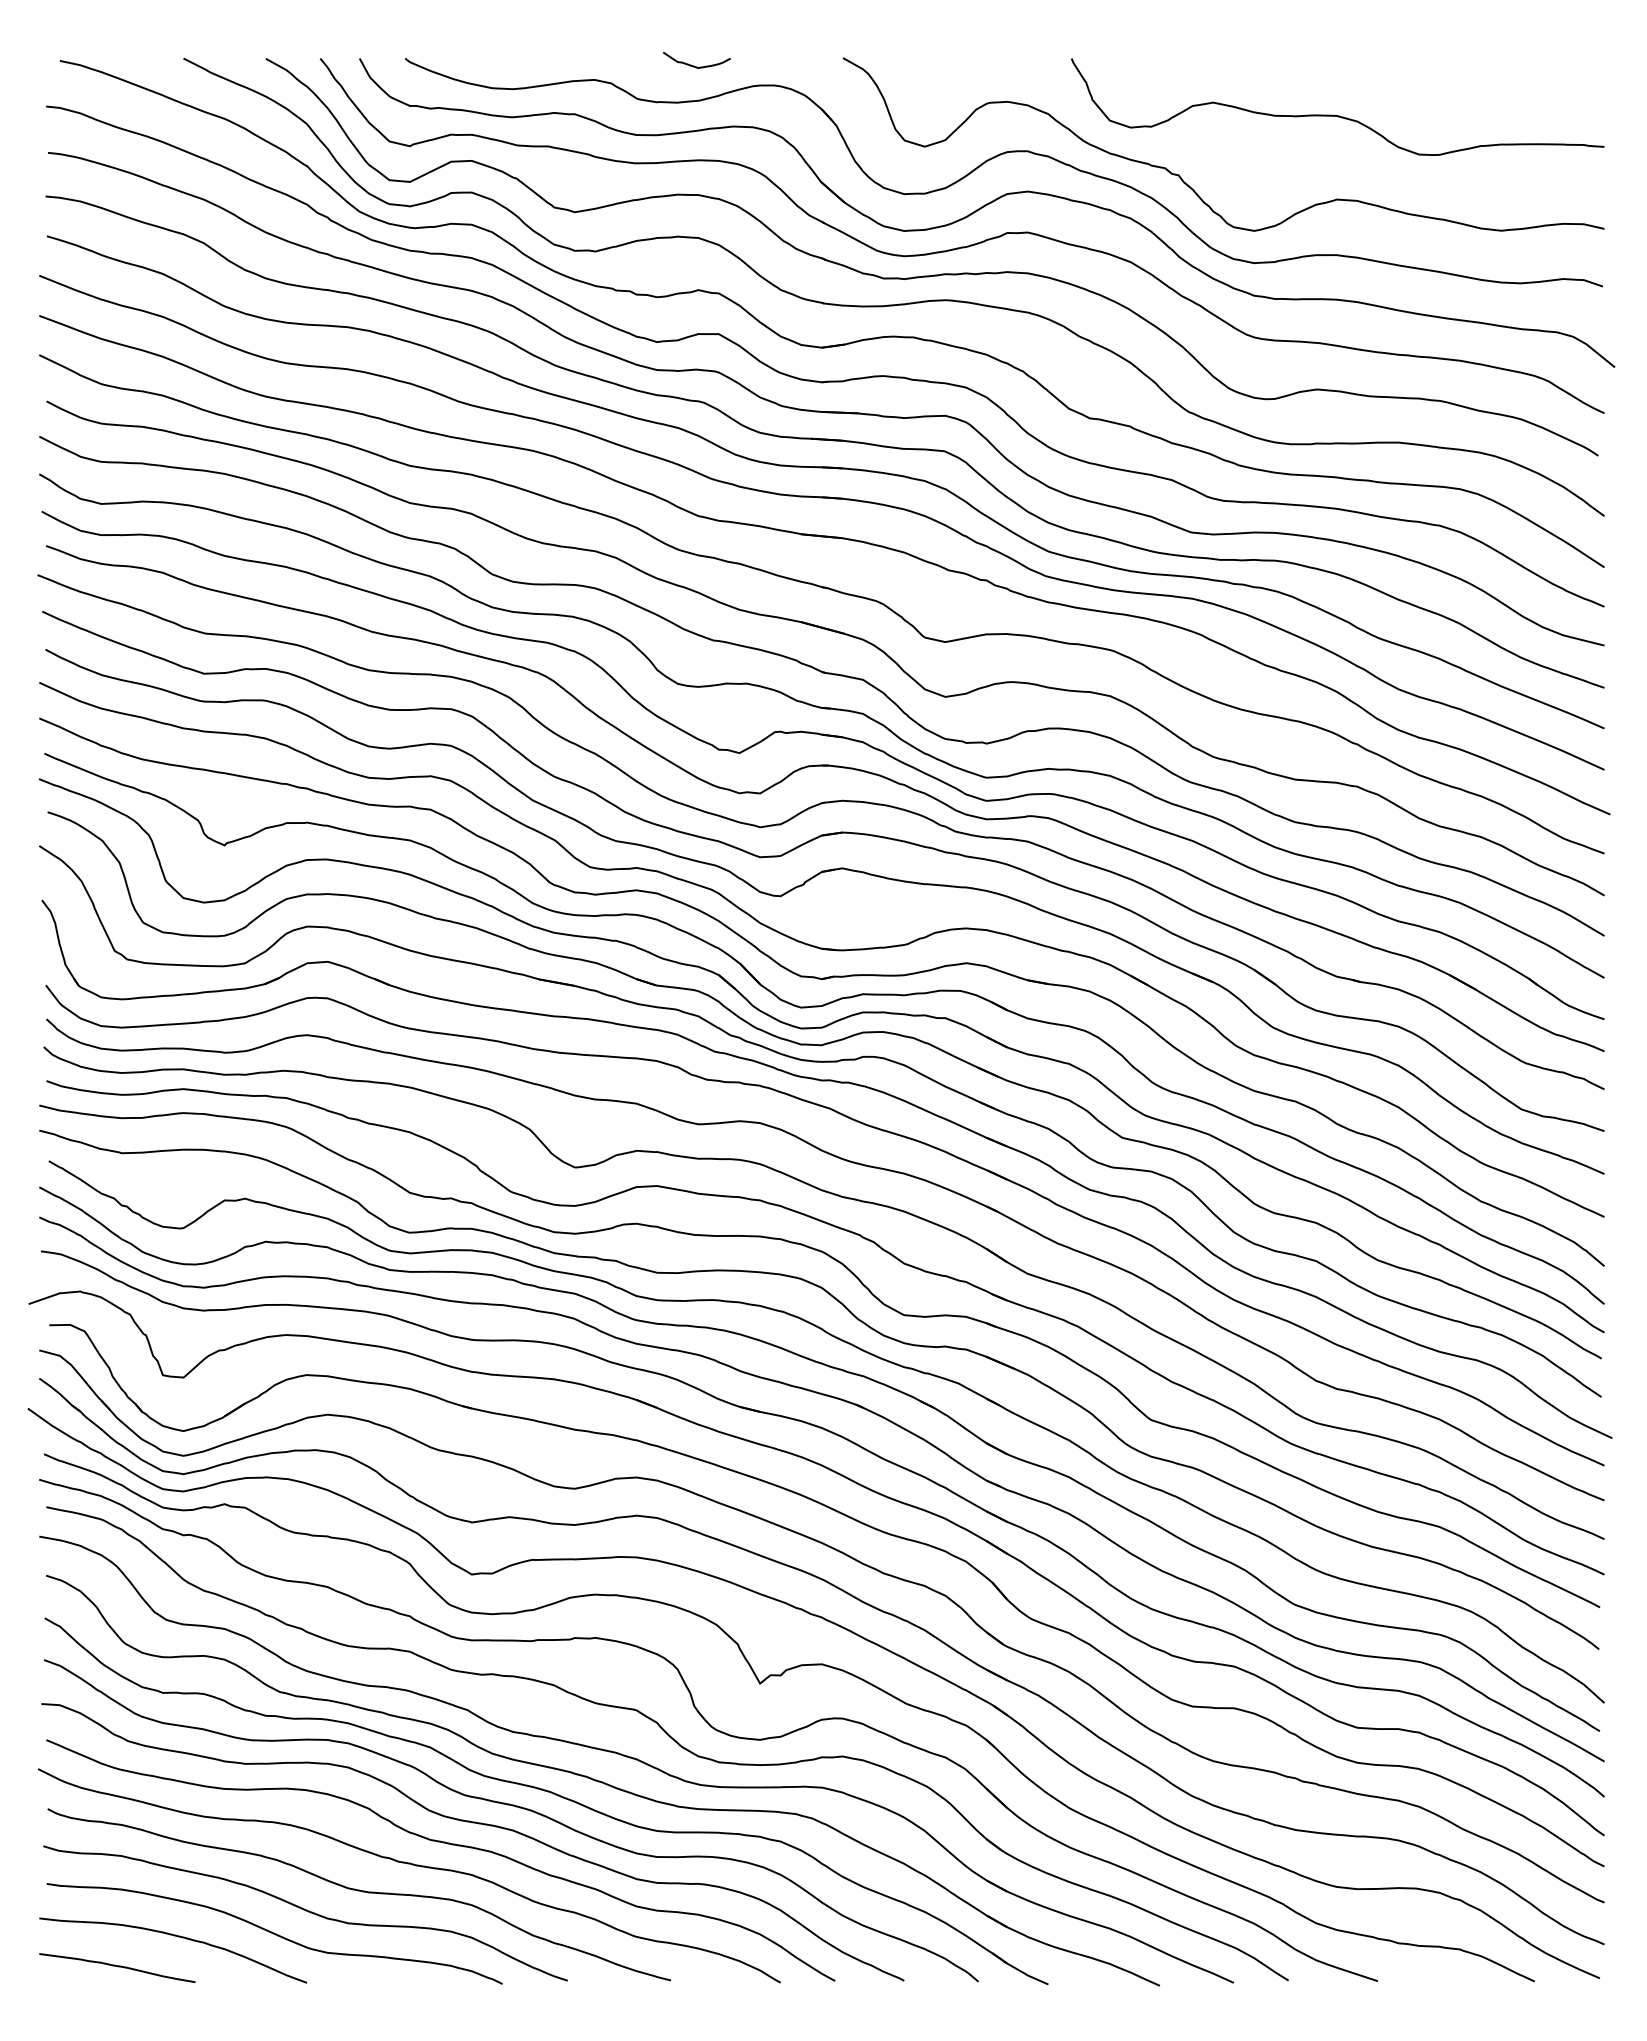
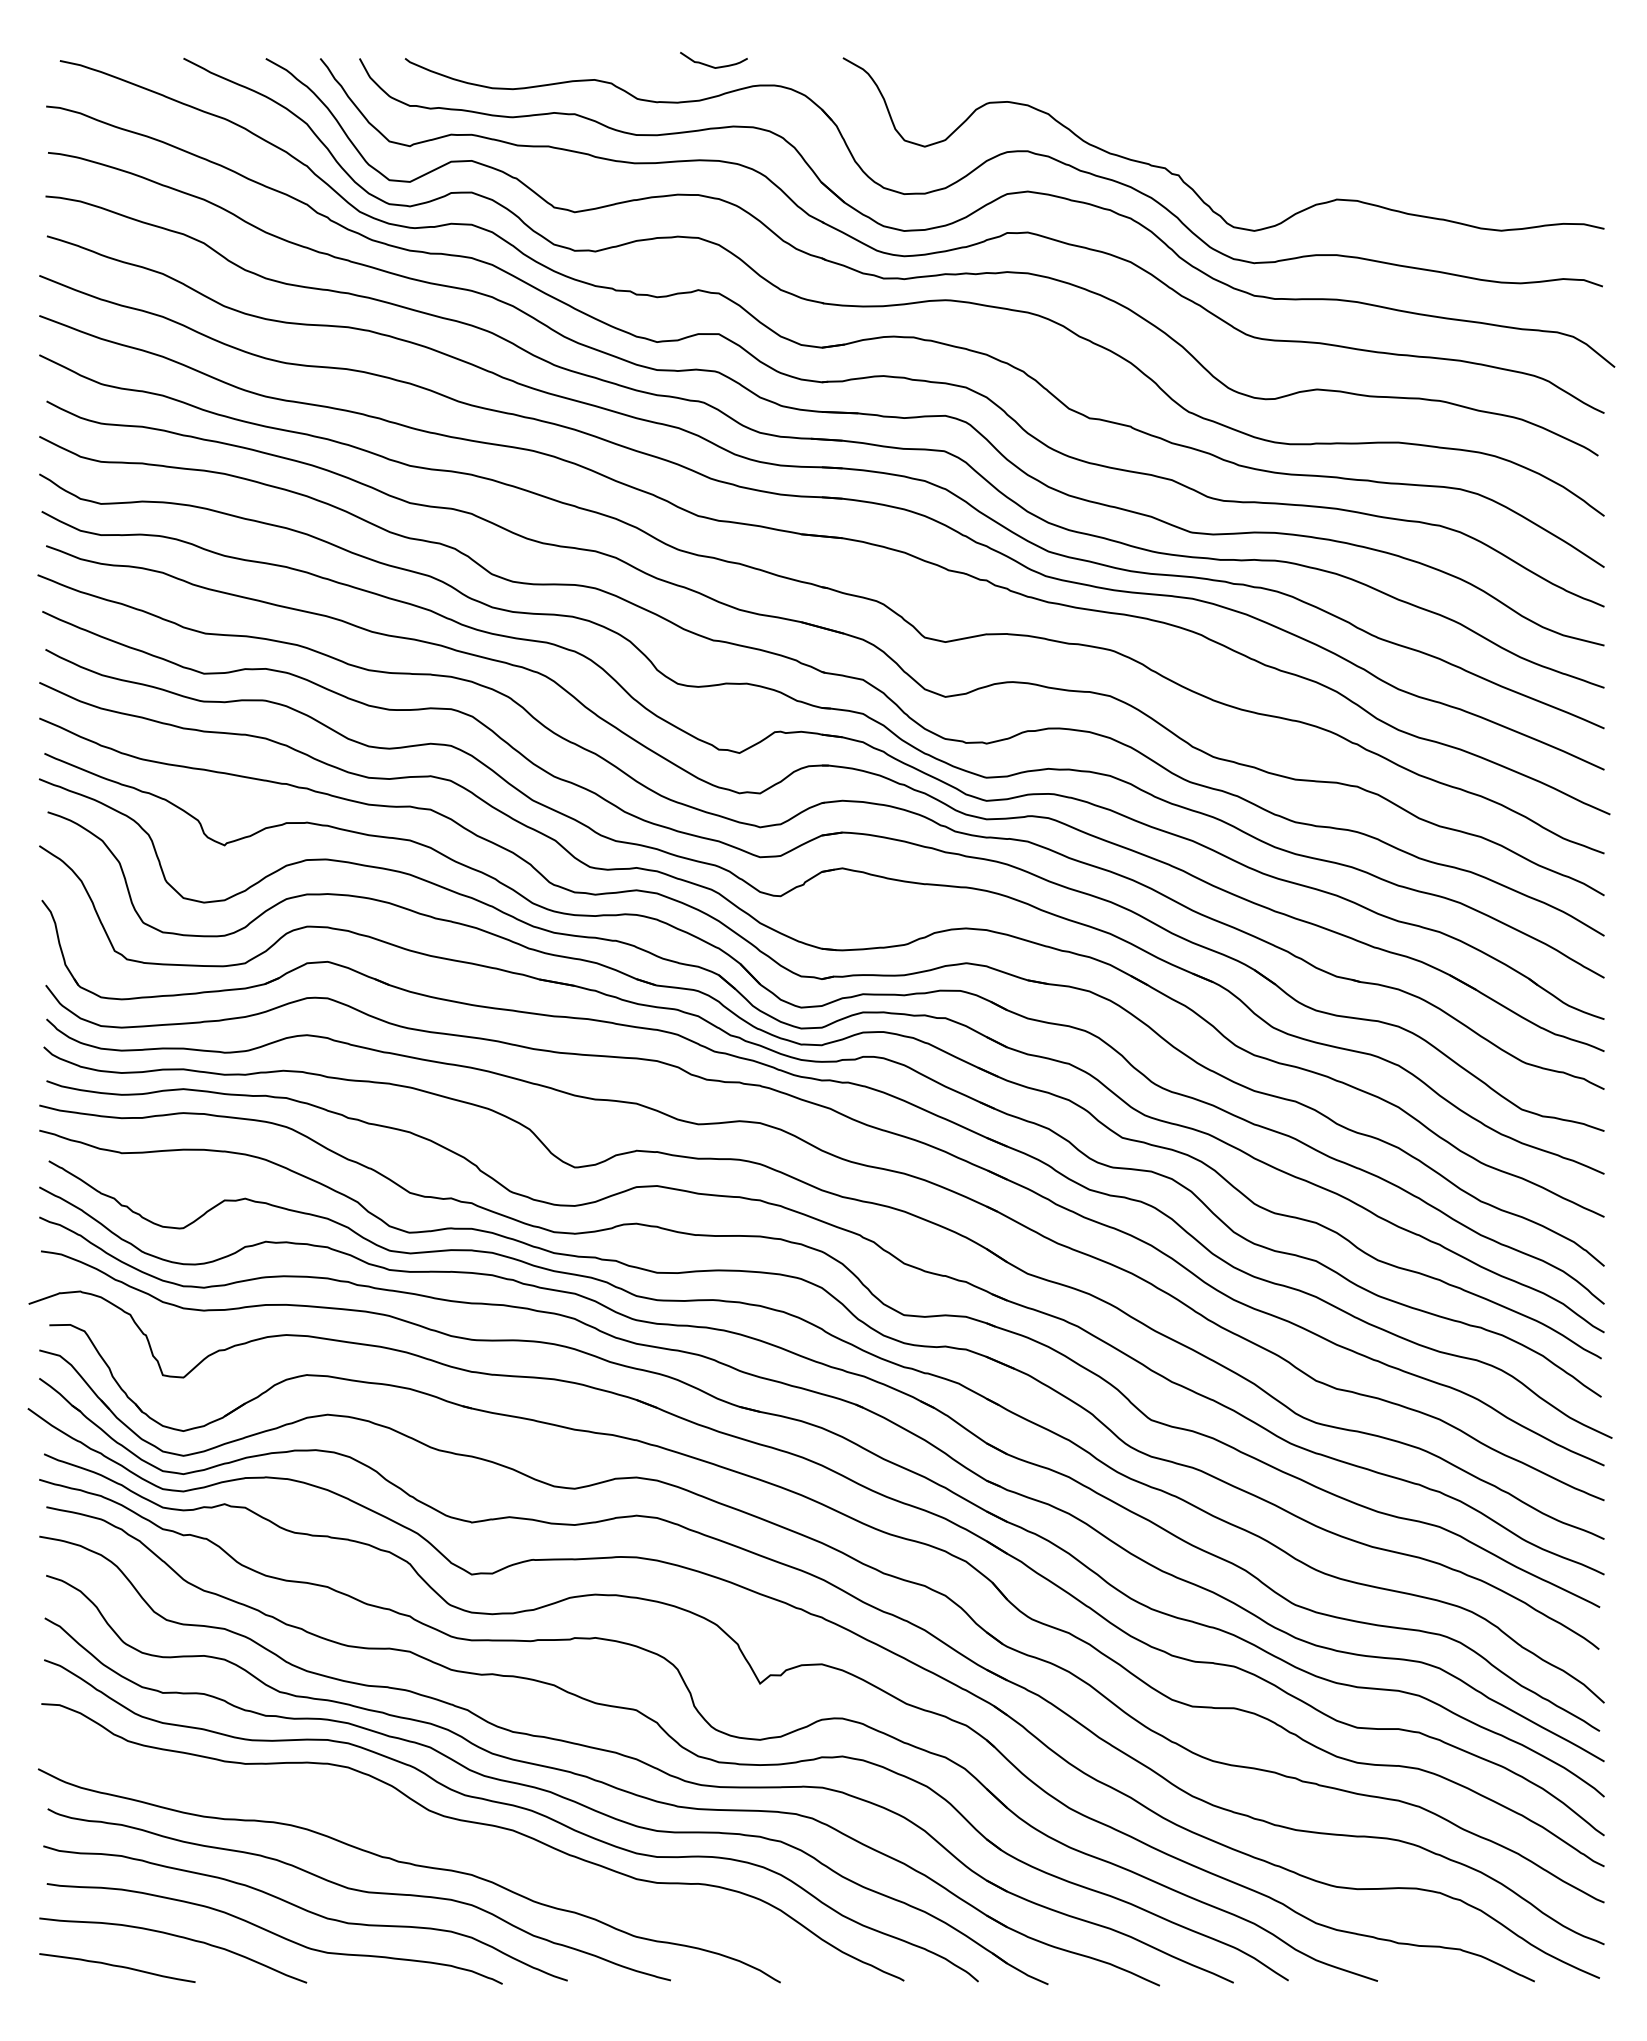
curve position: (694, 65) -> (711, 65) (711, 65)
curve: present -> none (1333, 114)
curve: present -> none (443, 1843)
